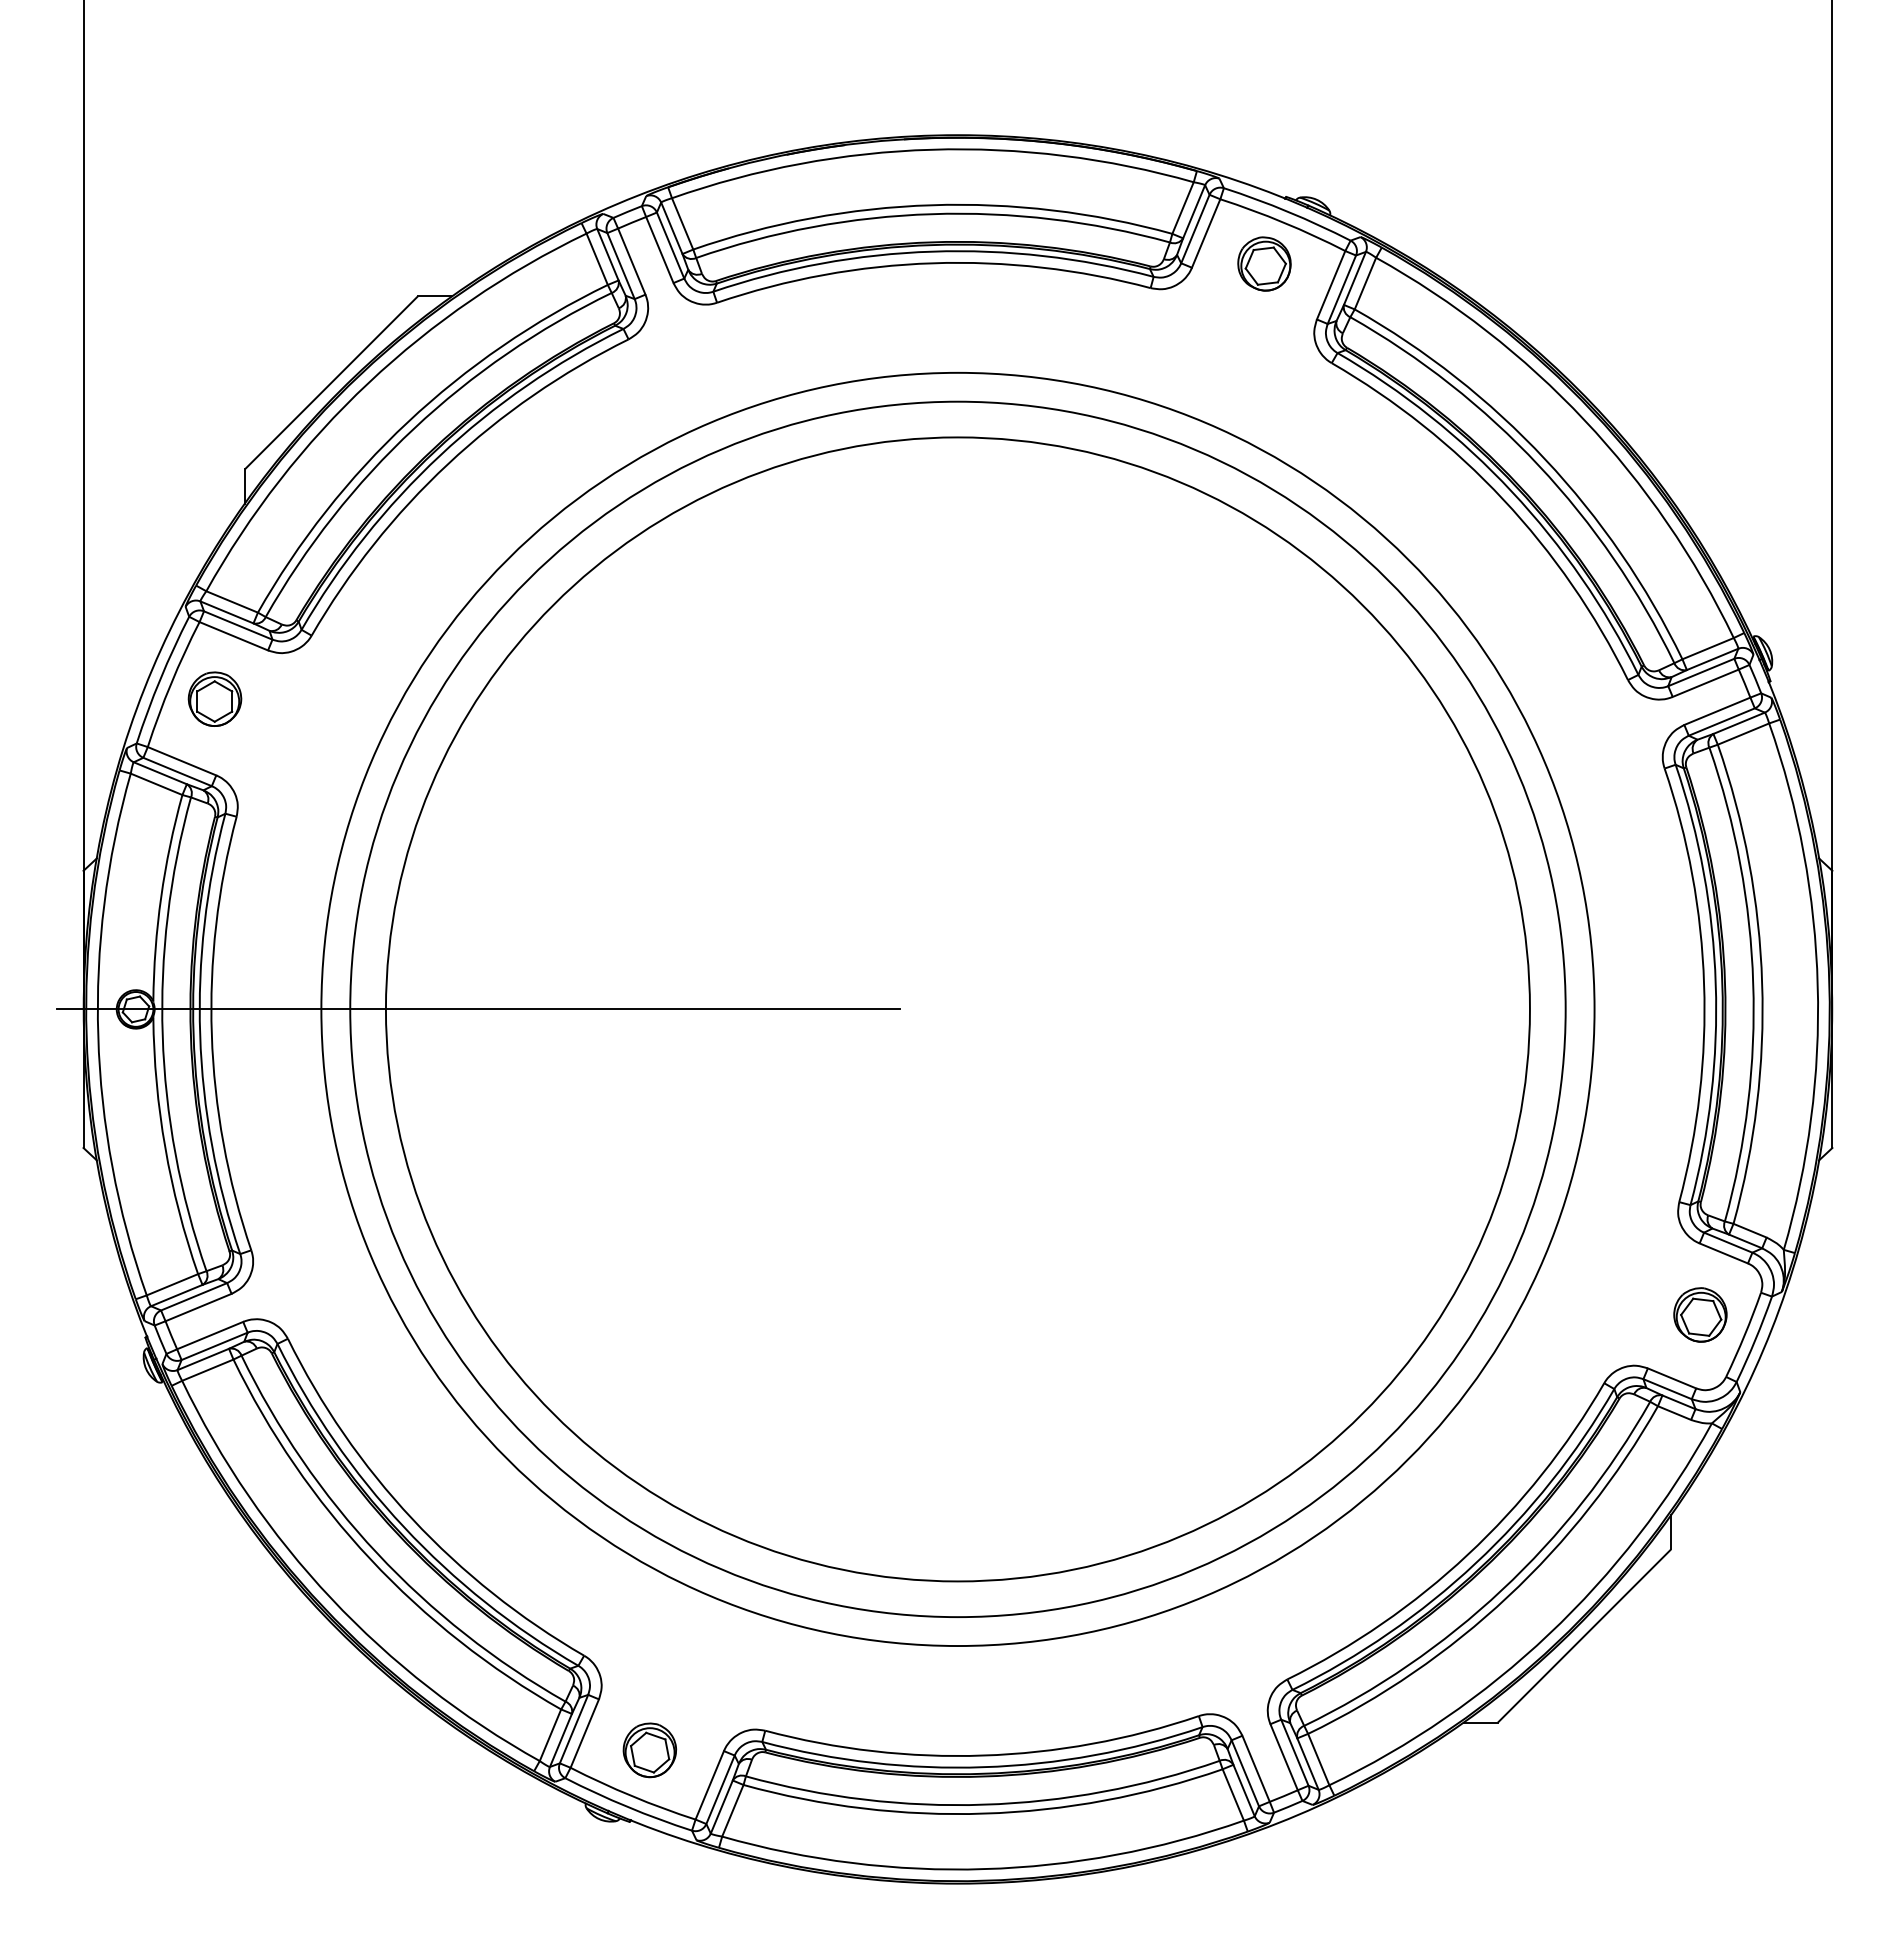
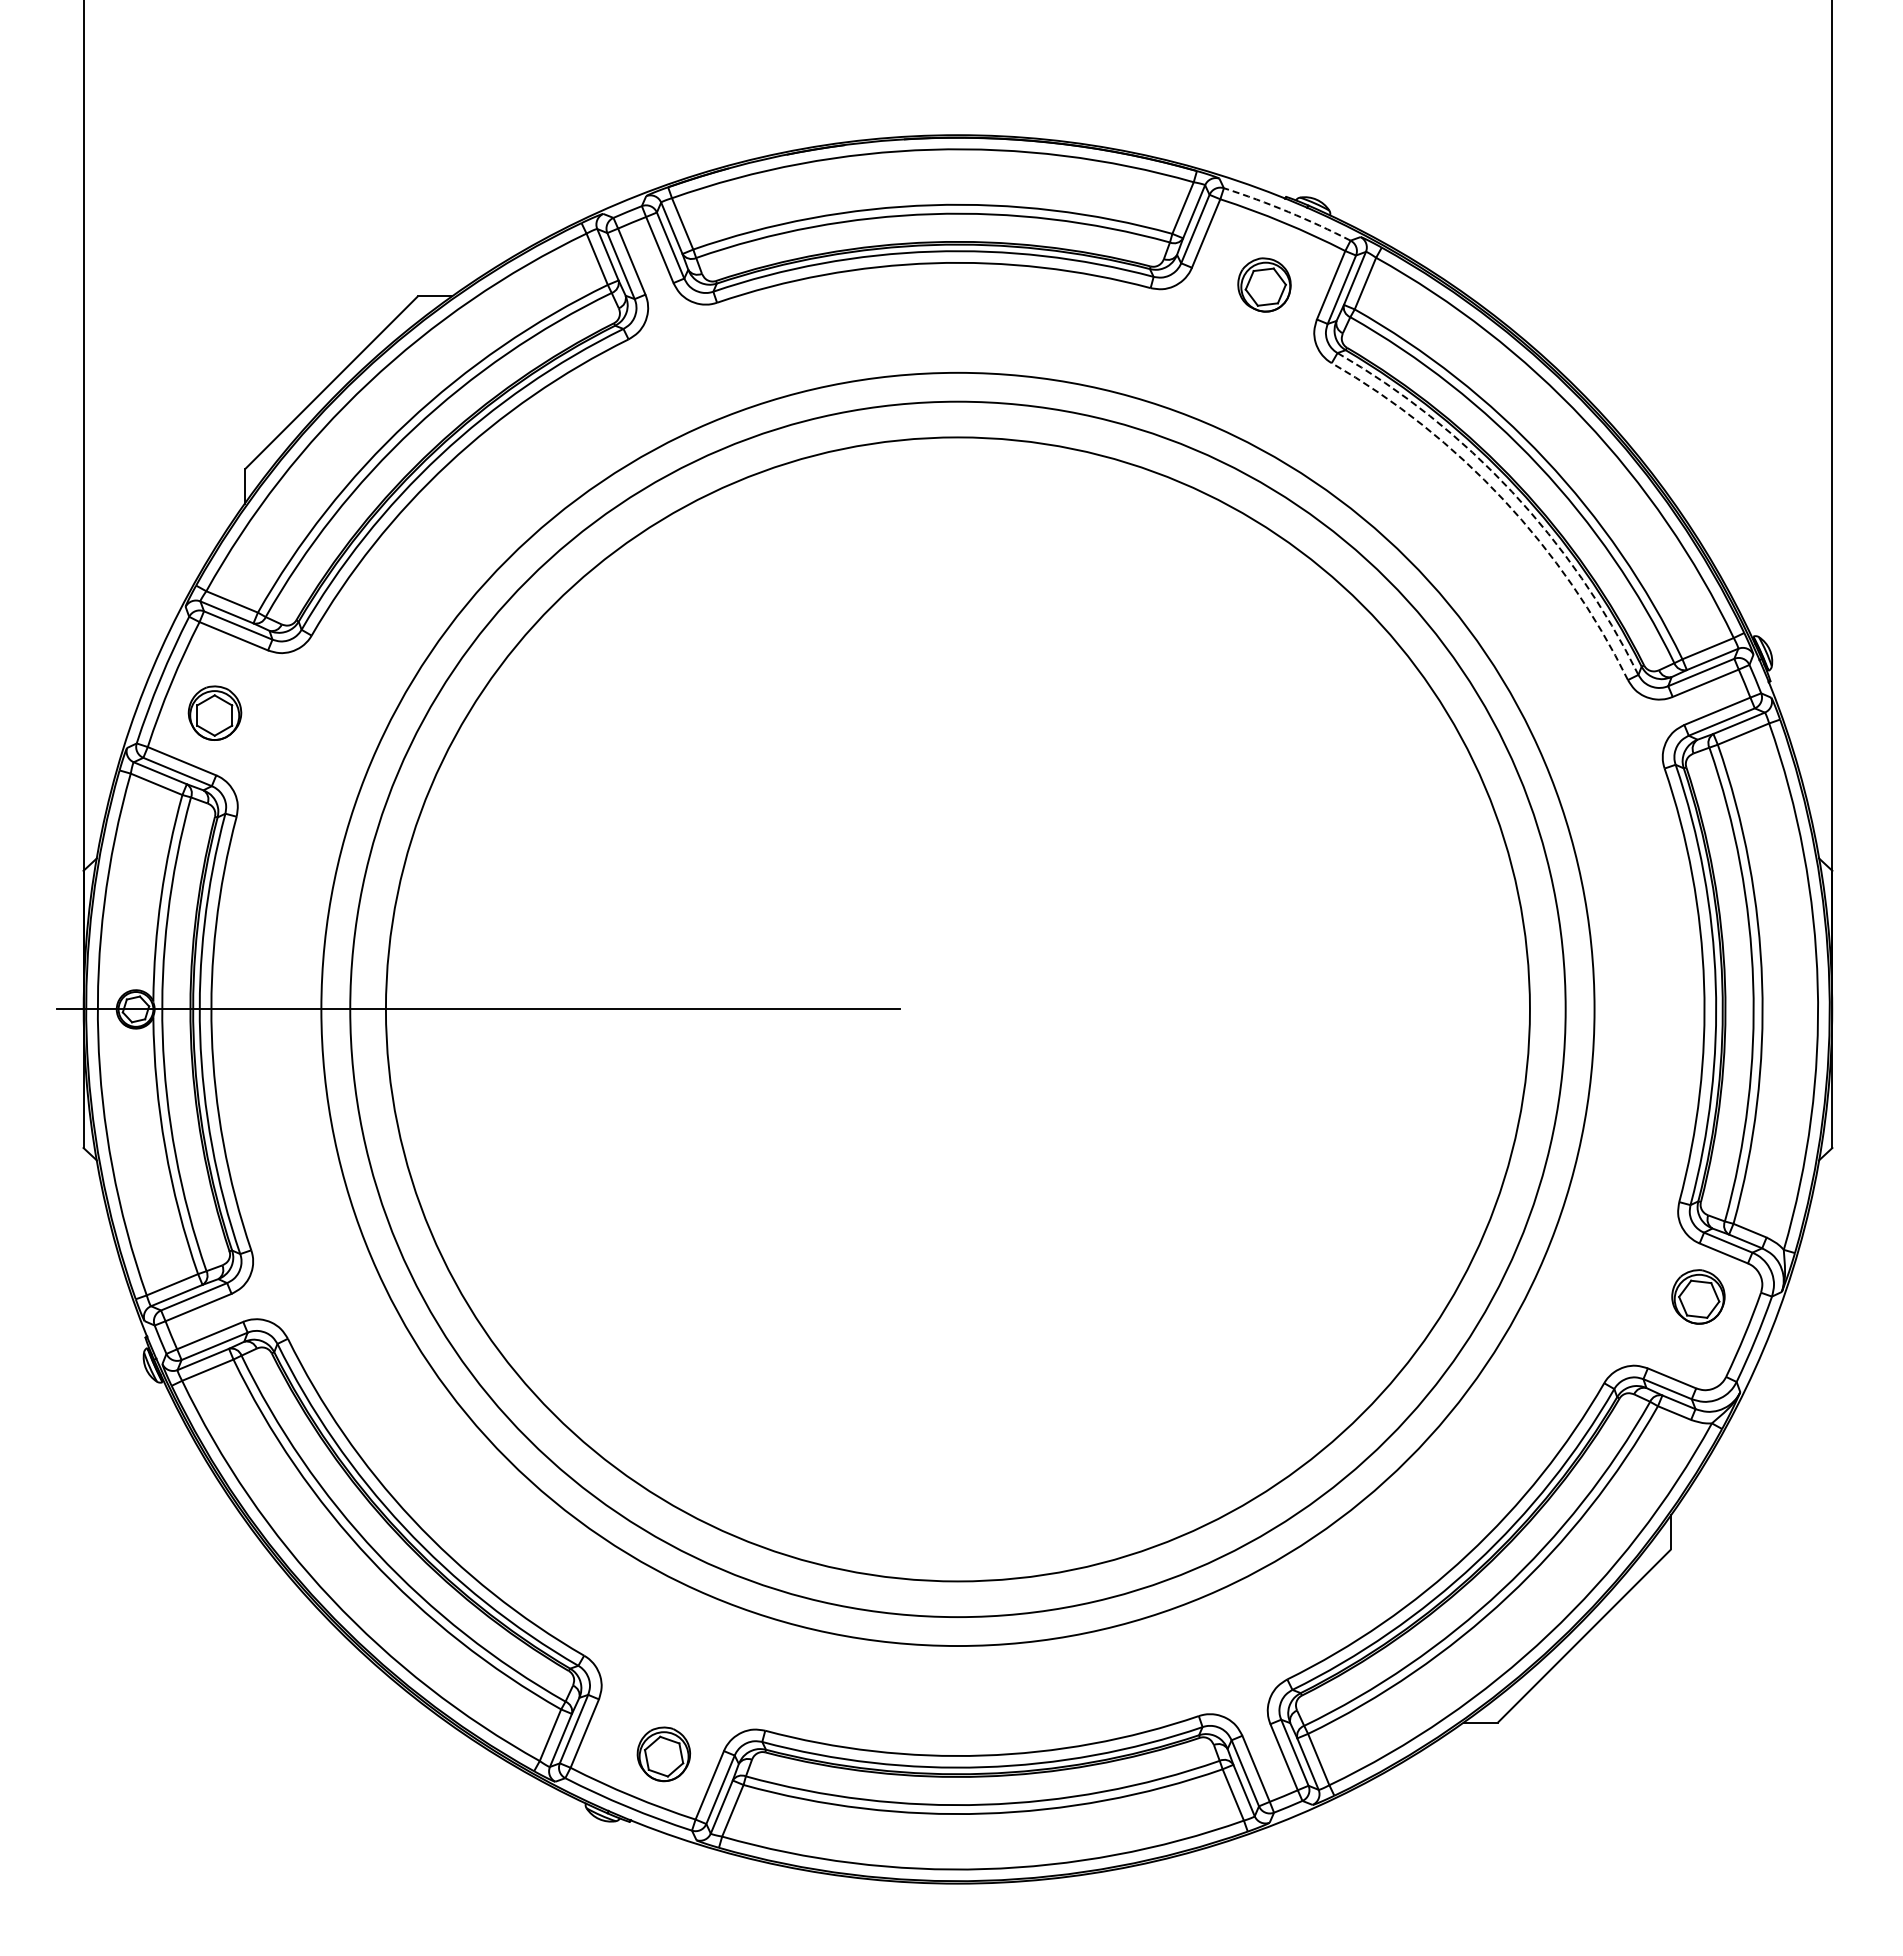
arc: solid -> dashed (1288, 211)
part position: (1264, 263) -> (1264, 284) (1264, 284)
arc: solid -> dashed (1511, 491)
arc: solid -> dashed (1503, 499)
part position: (214, 698) -> (214, 712) (214, 712)
part position: (1700, 1314) -> (1698, 1296) (1698, 1296)
part position: (649, 1750) -> (663, 1754) (663, 1754)
